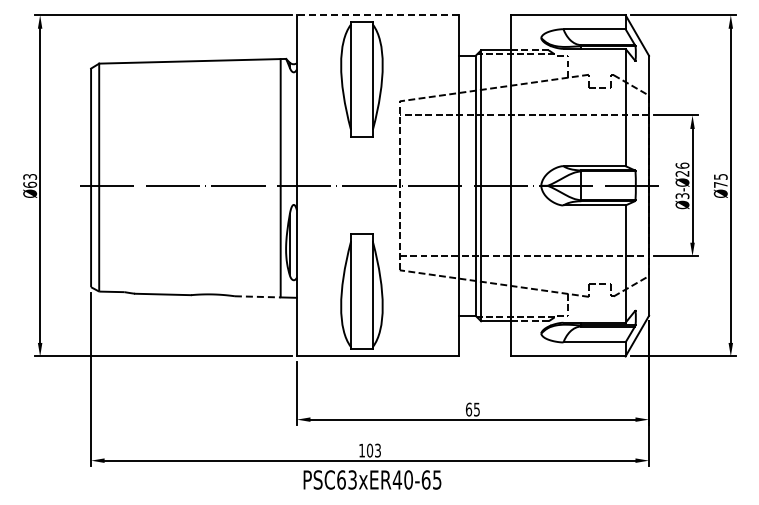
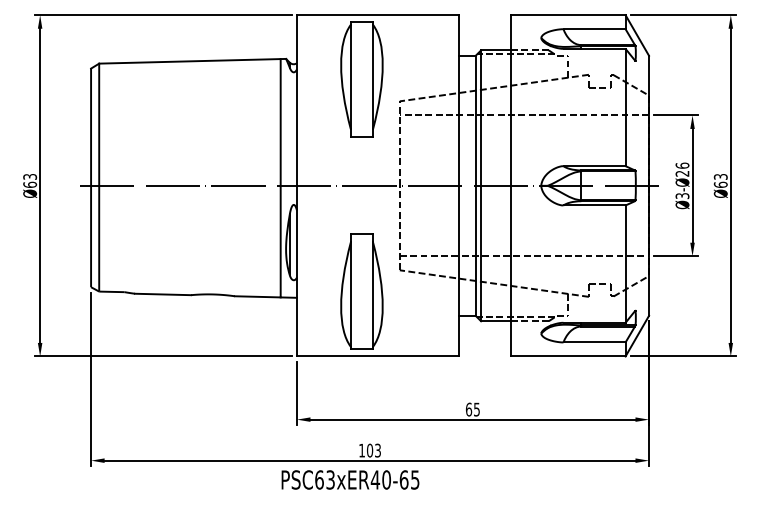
line: dashed -> solid (377, 15)
text: Ø75 -> Ø63 (720, 180)
line: dashed -> solid (257, 296)
text position: (372, 479) -> (350, 479) (350, 479)
